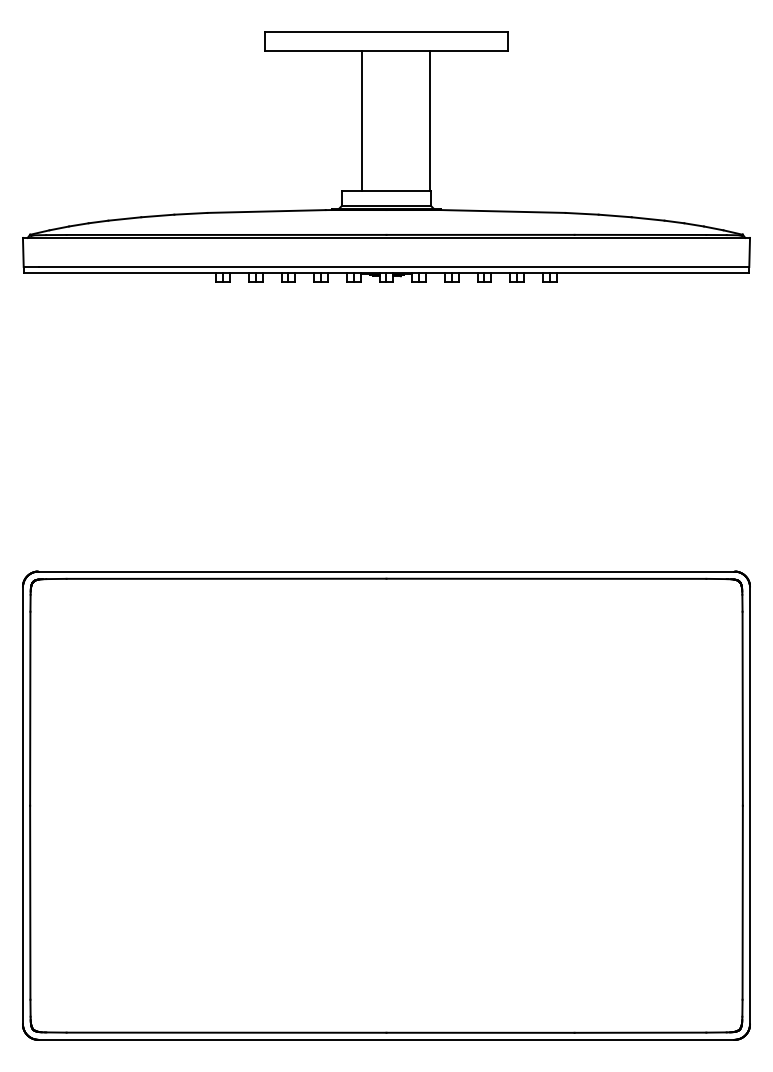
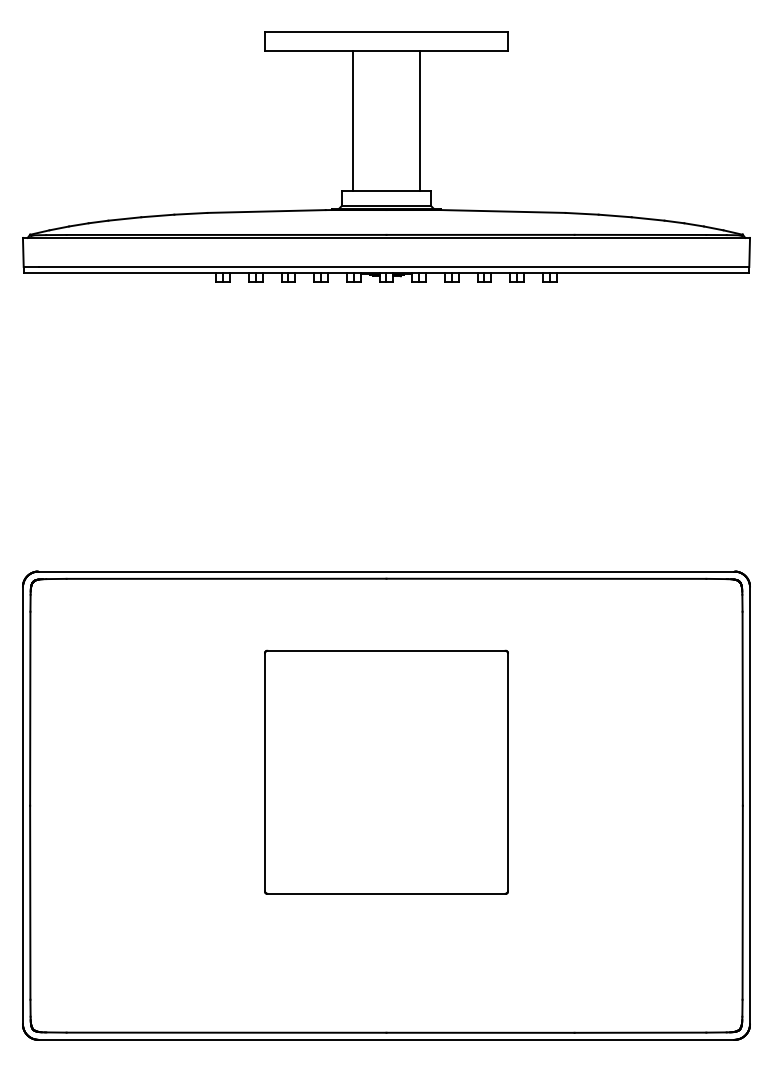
line position: (362, 120) -> (353, 120) (353, 120)
line position: (429, 120) -> (419, 120) (419, 120)
part: none -> present (386, 771)
